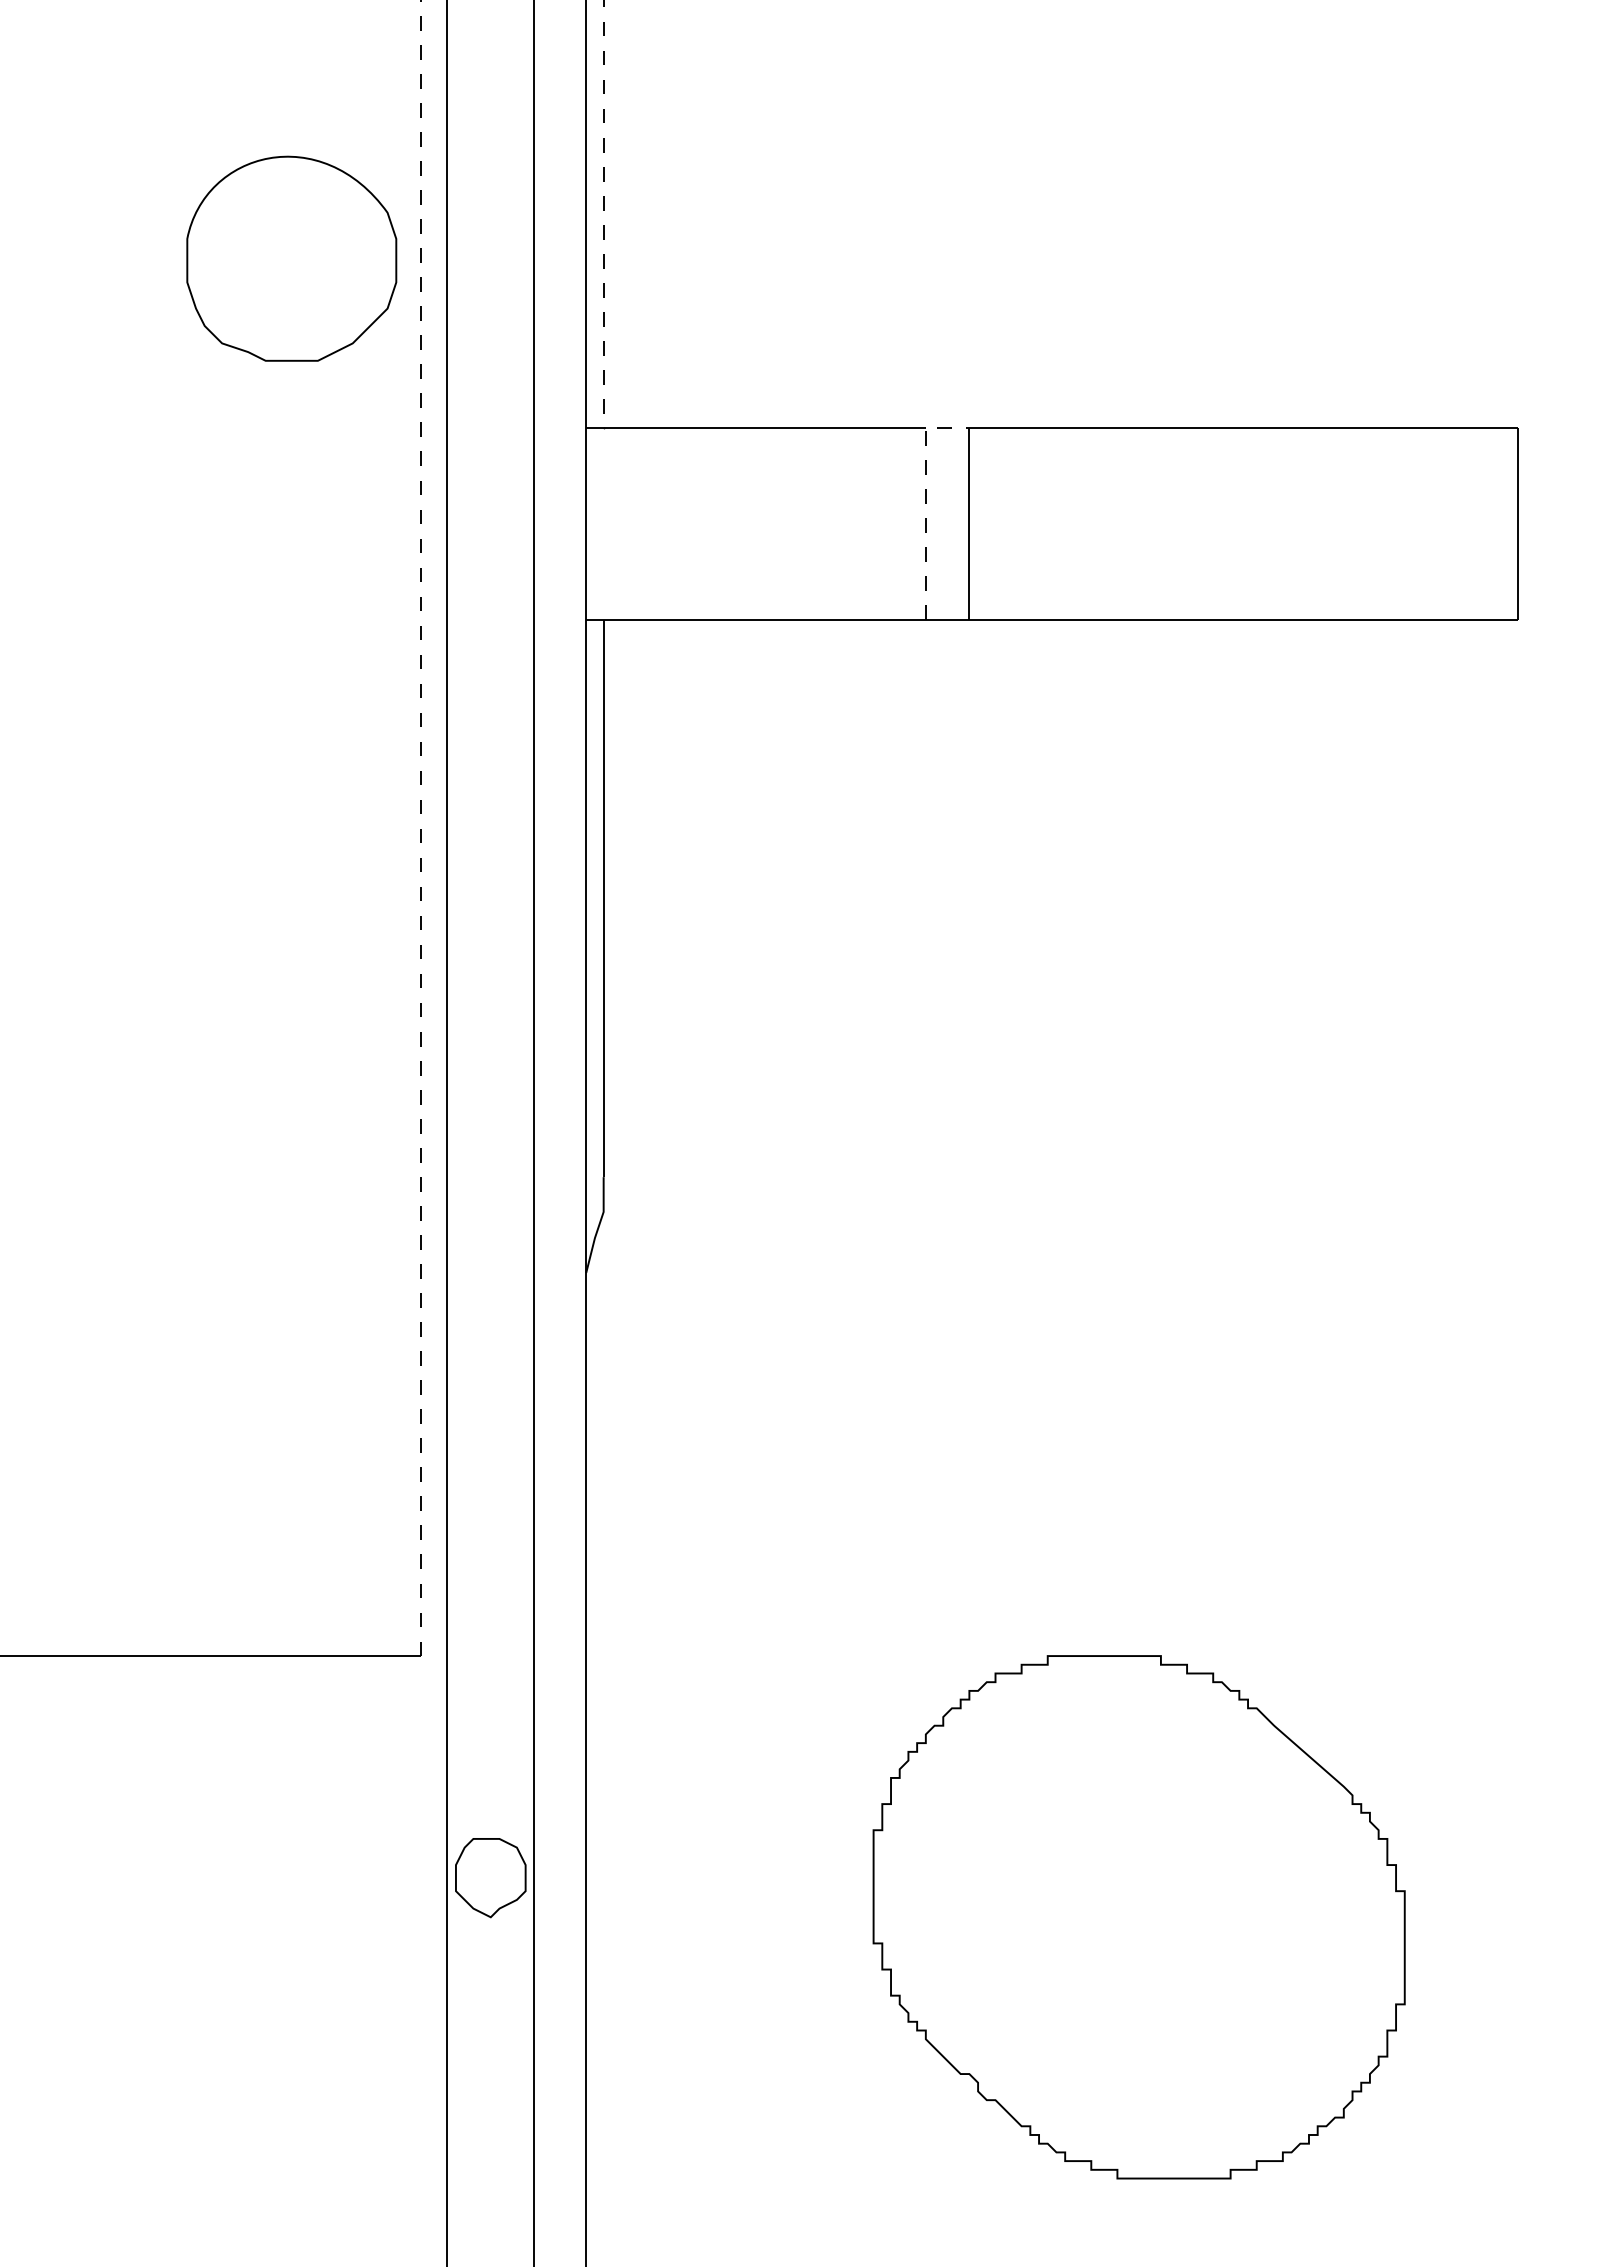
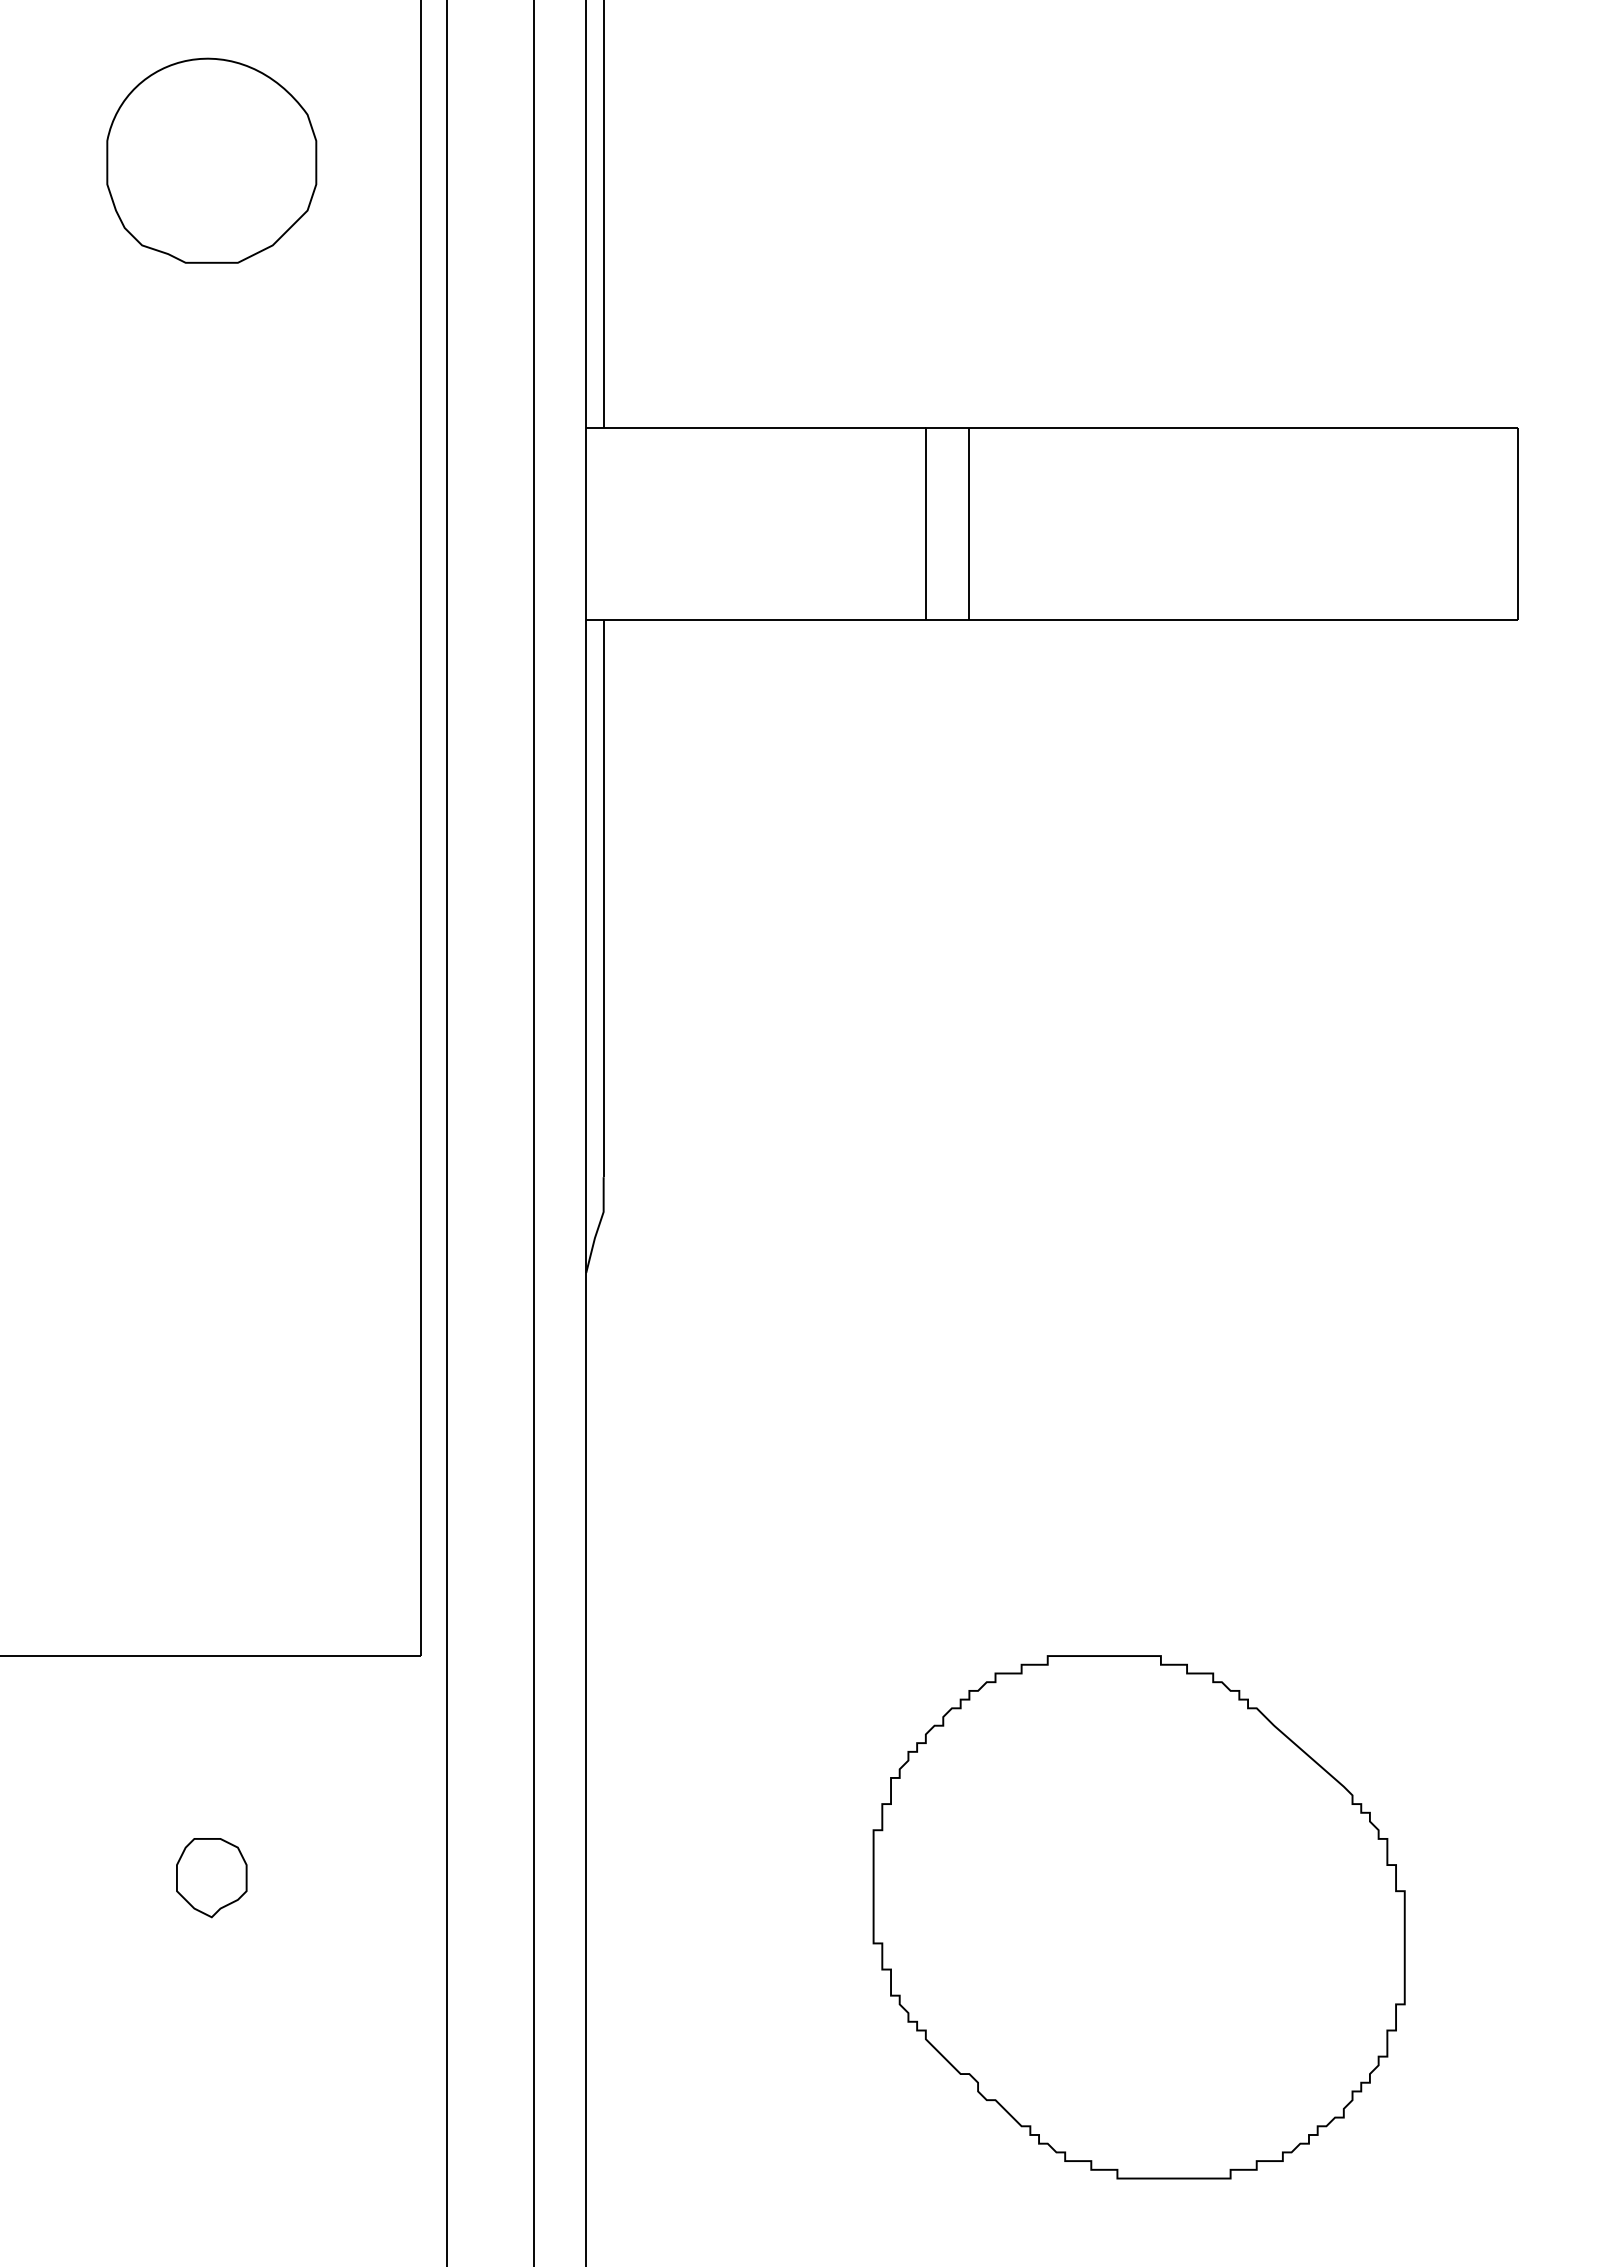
line: dashed -> solid (603, 214)
part position: (291, 258) -> (211, 160) (211, 160)
line: dashed -> solid (925, 501)
line: dashed -> solid (420, 828)
part position: (490, 1878) -> (211, 1878) (211, 1878)
